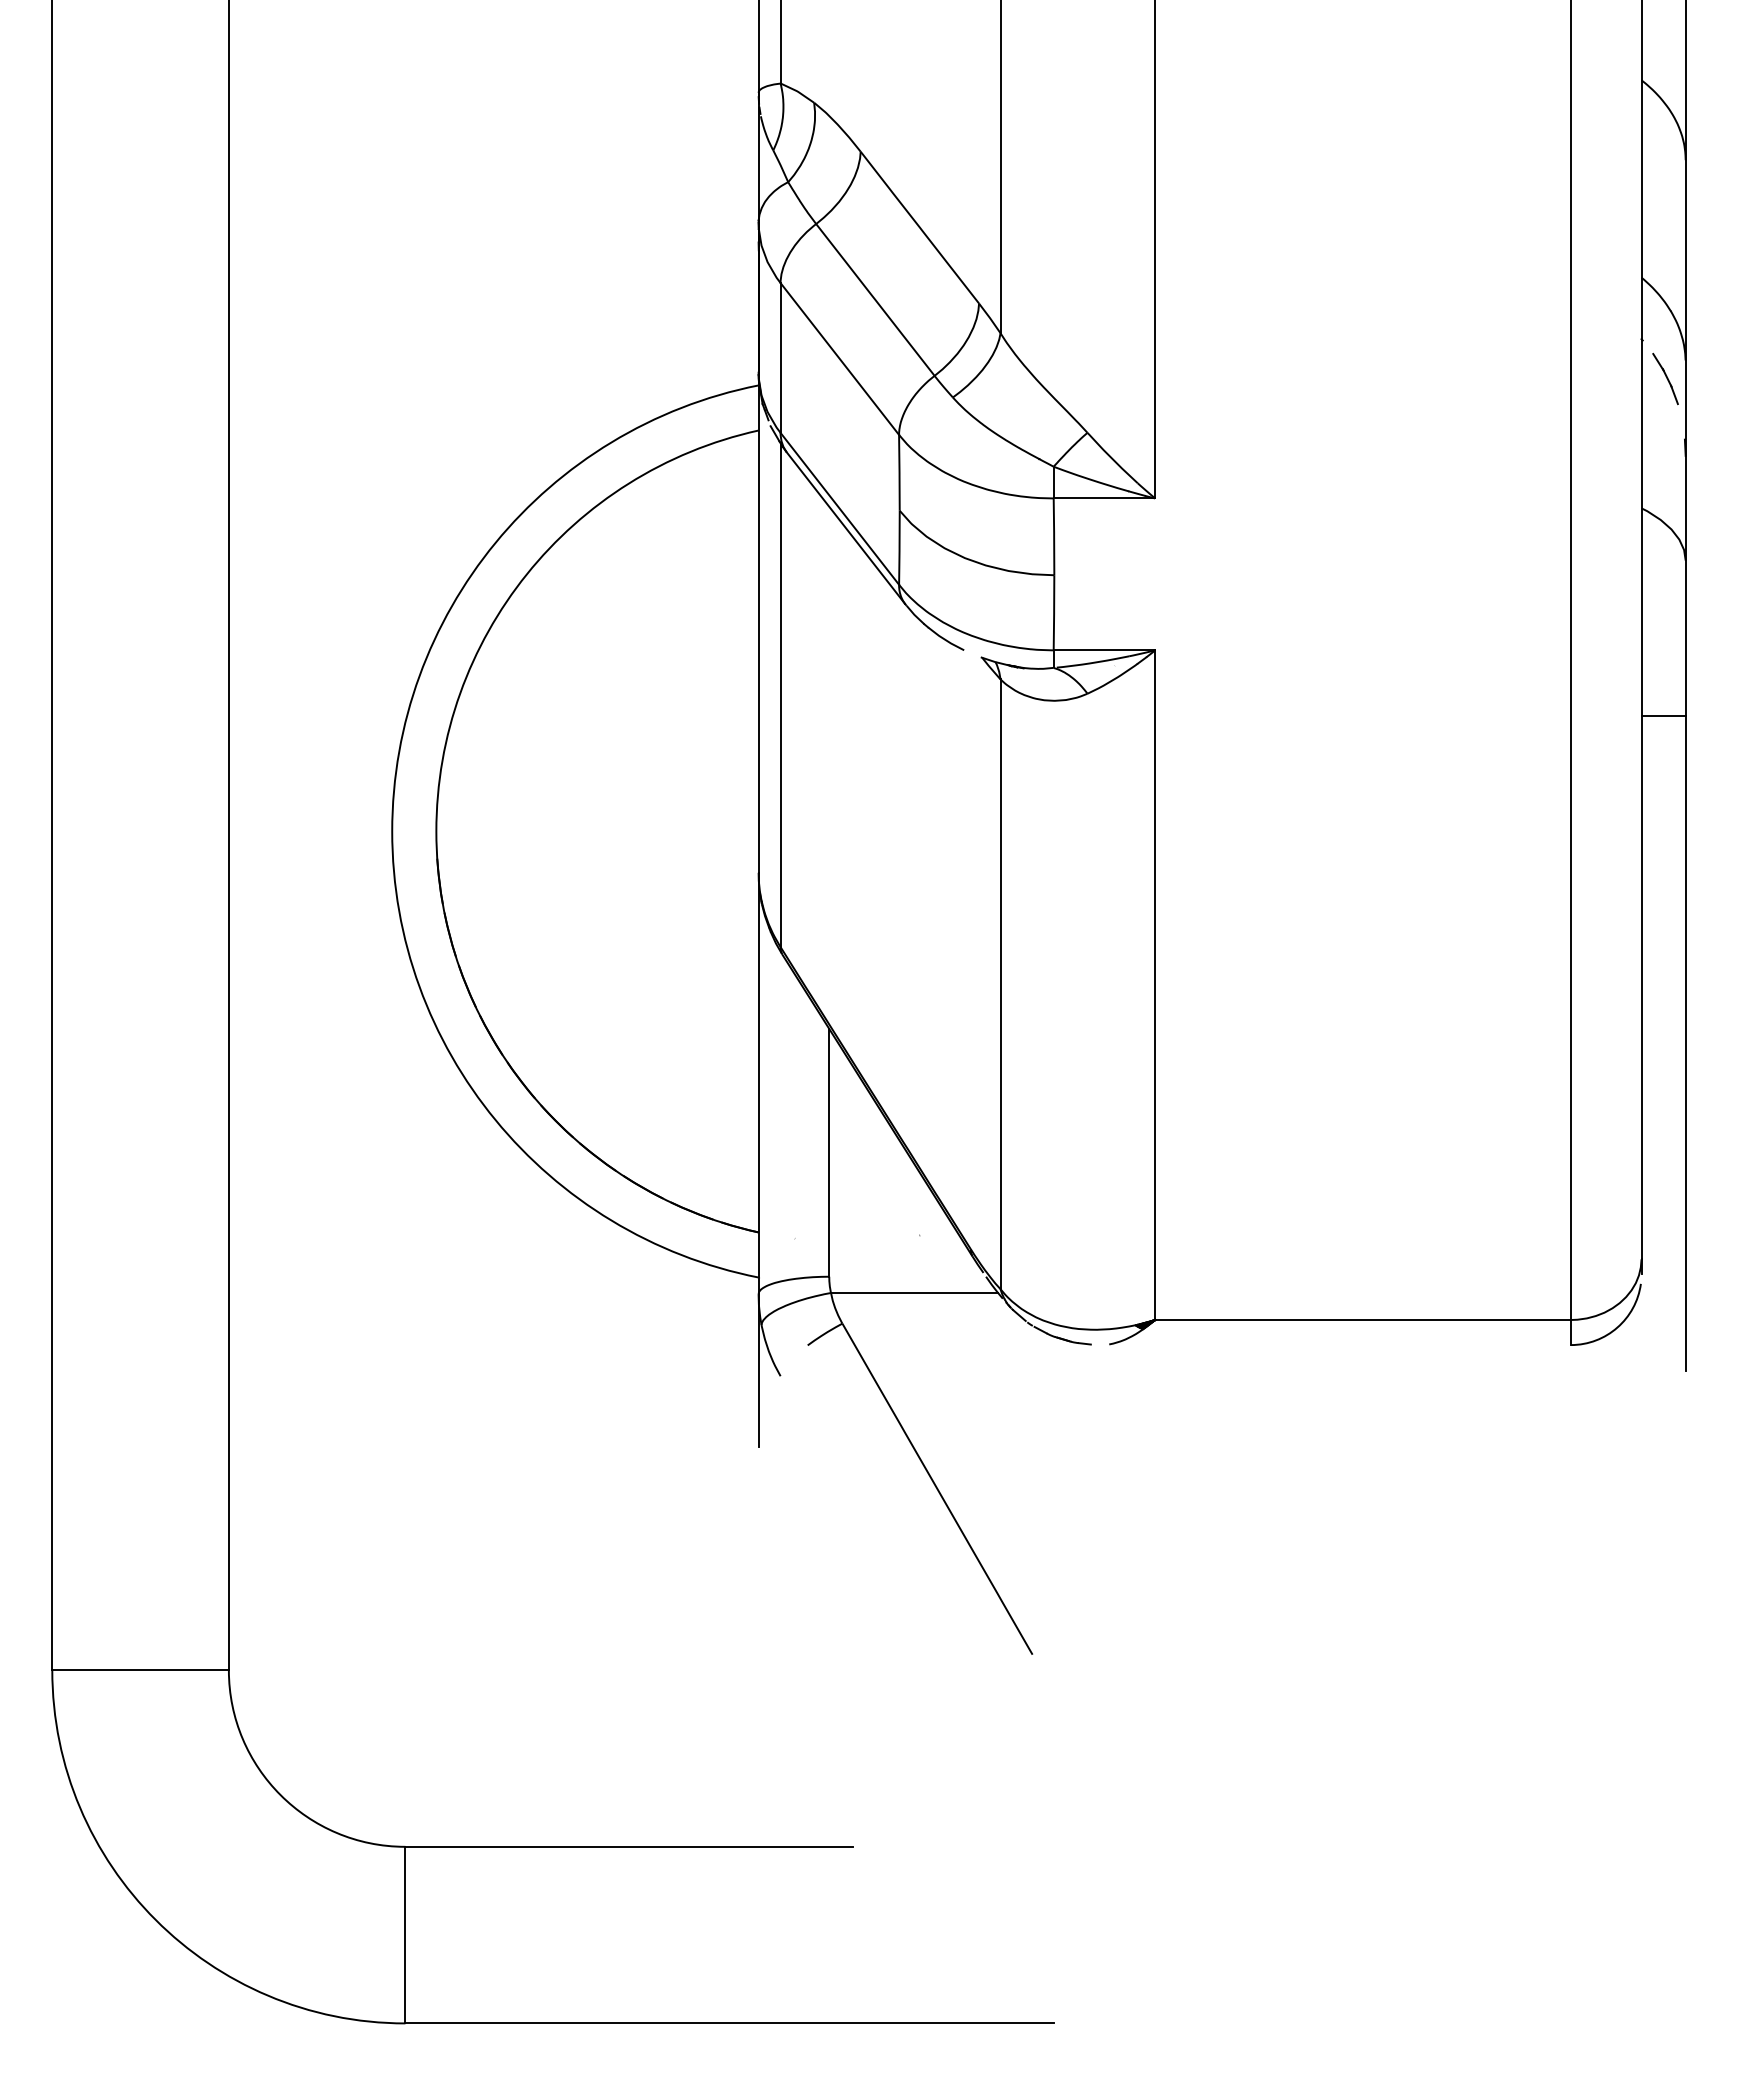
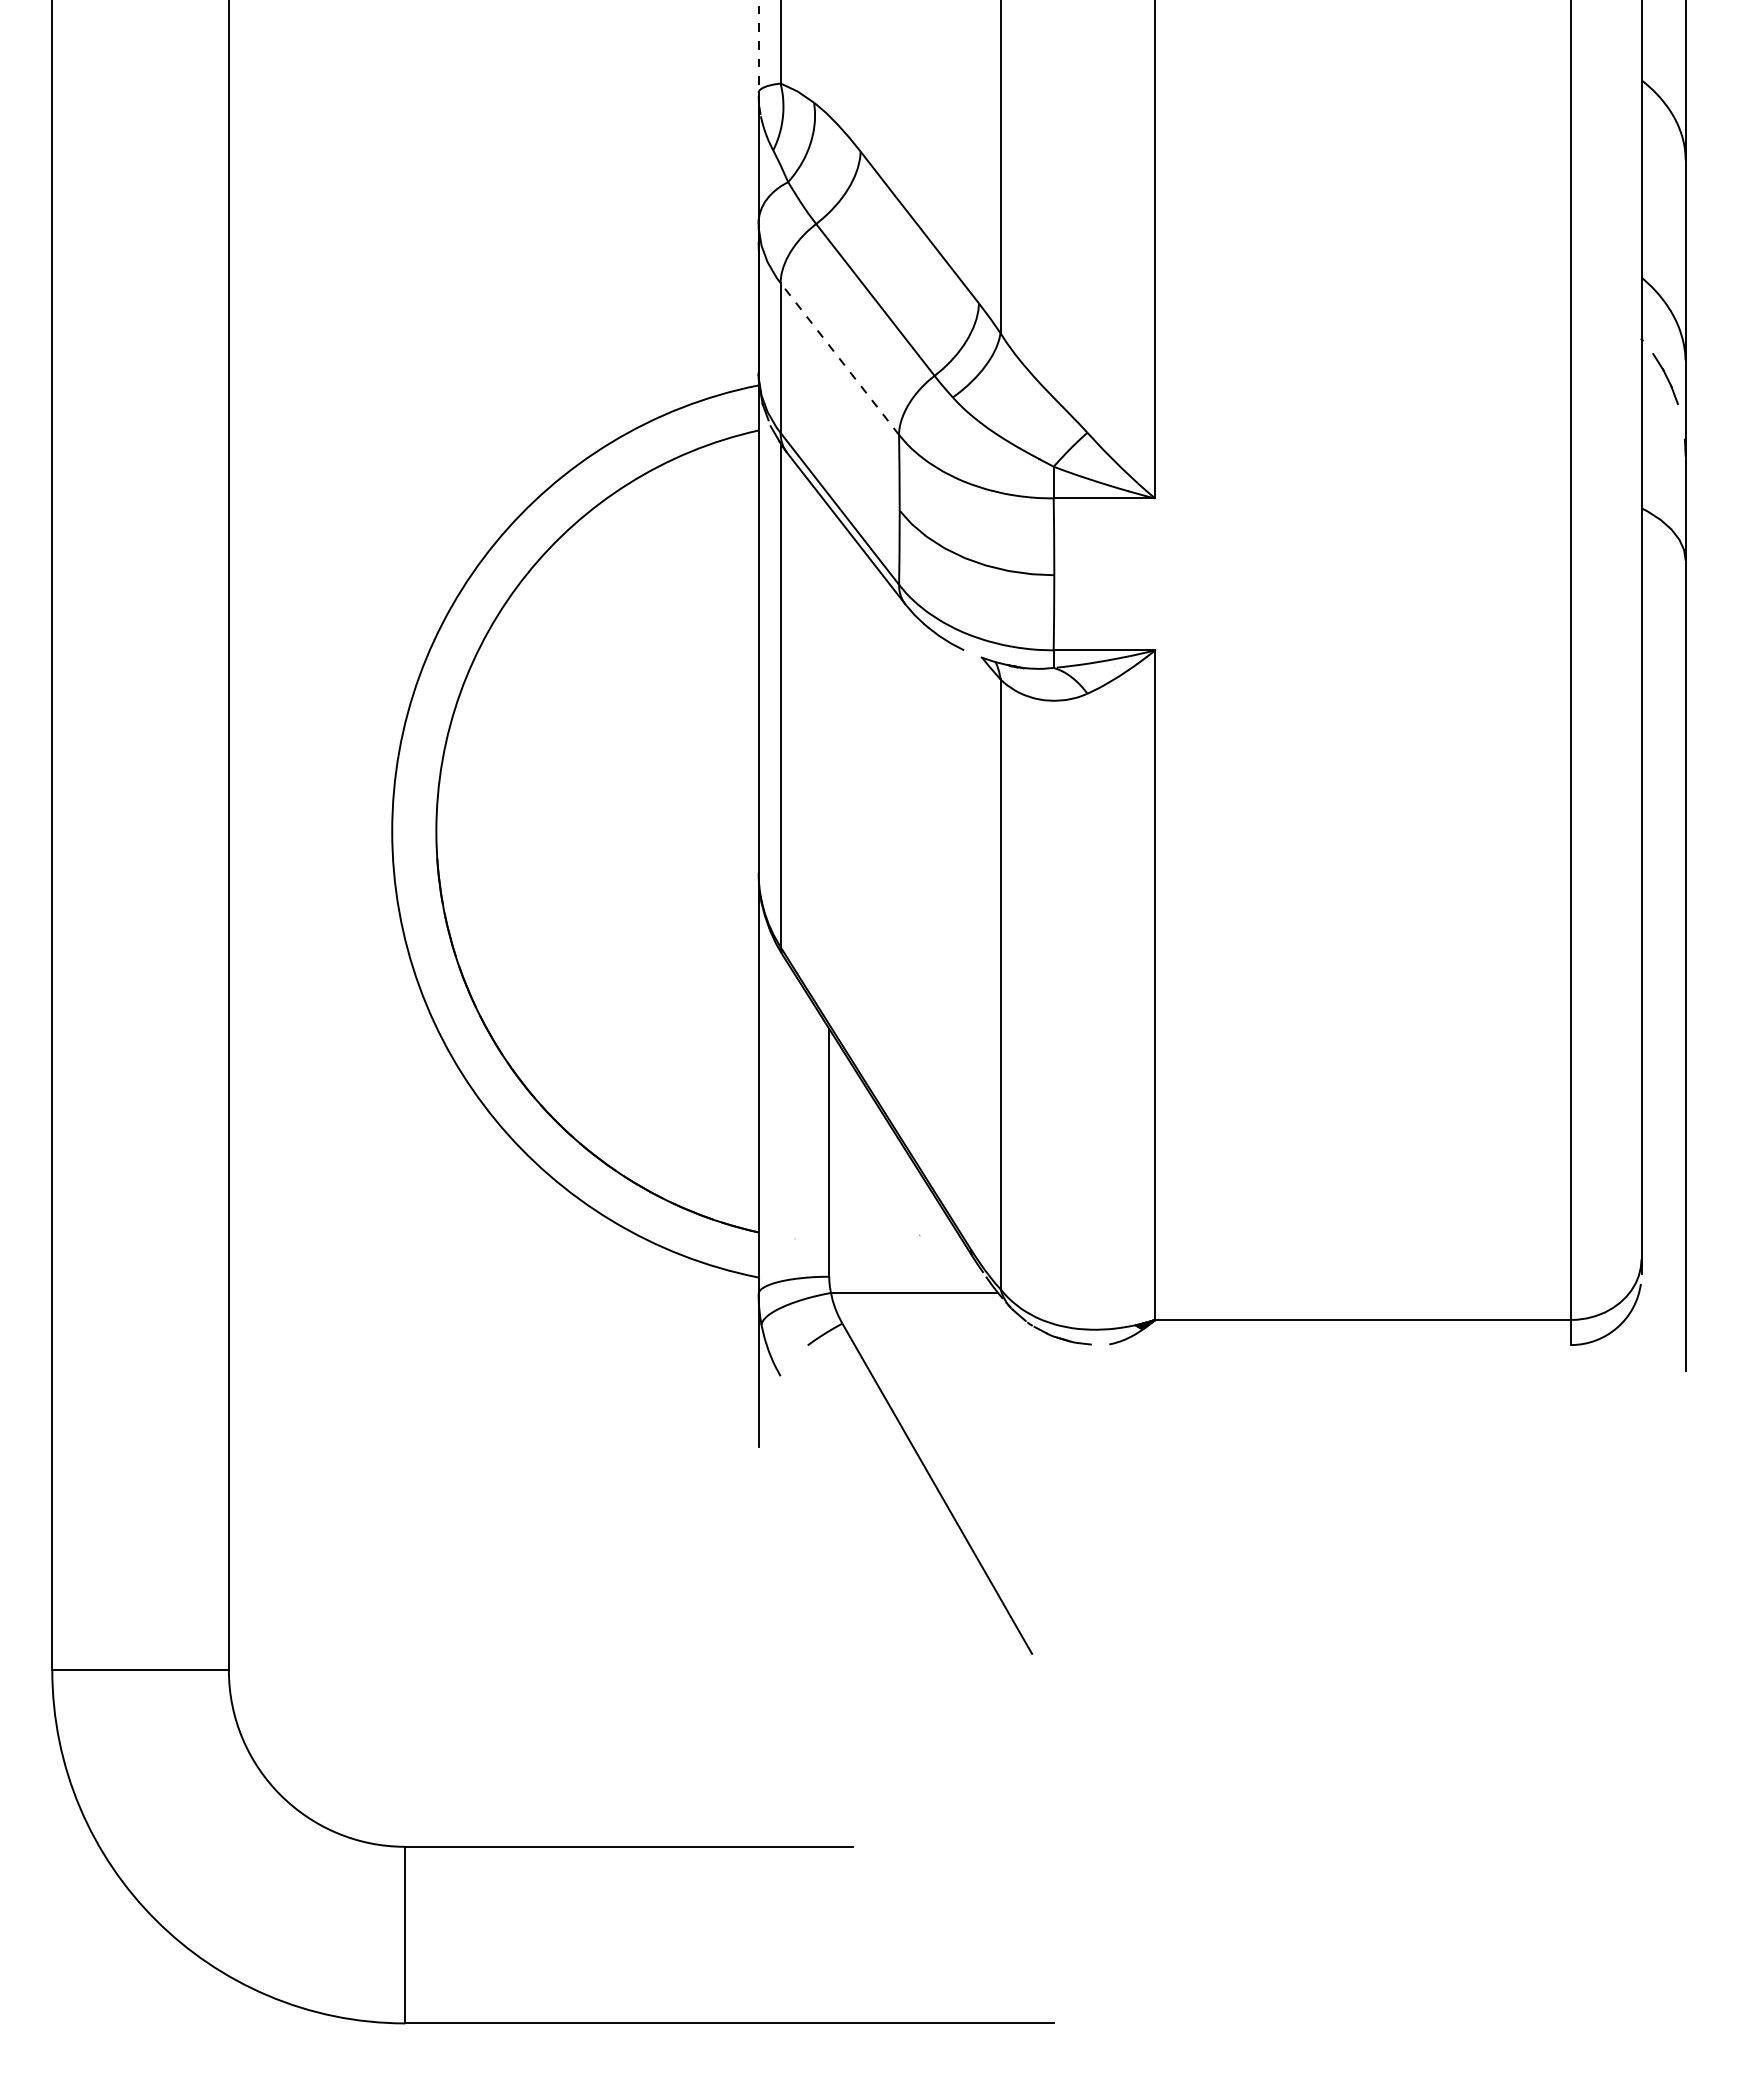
line: solid -> dashed (758, 46)
line: solid -> dashed (839, 358)
line: present -> none (1663, 716)
